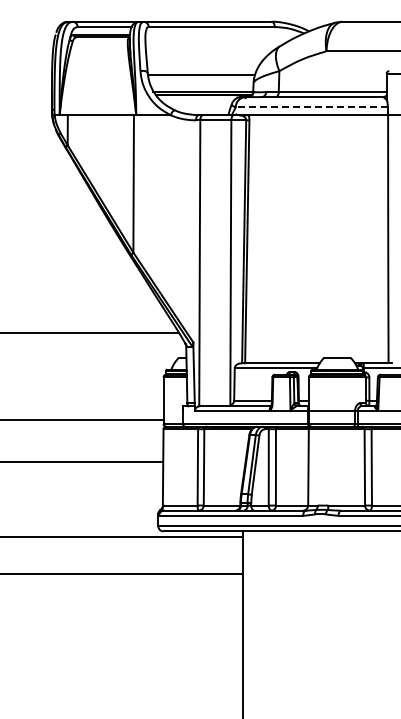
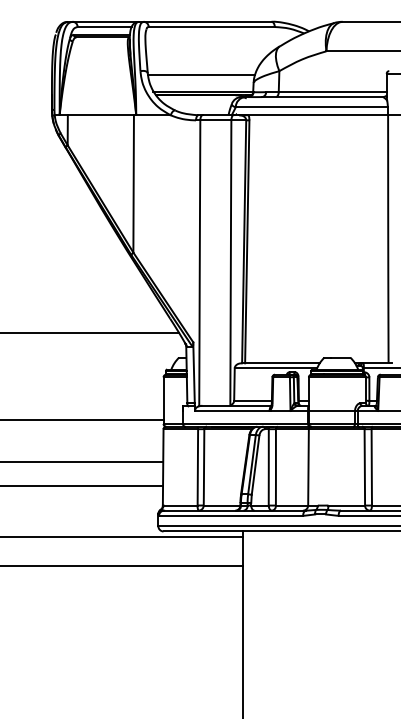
line: dashed -> solid (311, 107)
line: none -> present (82, 486)
line position: (122, 573) -> (122, 565) (122, 565)
